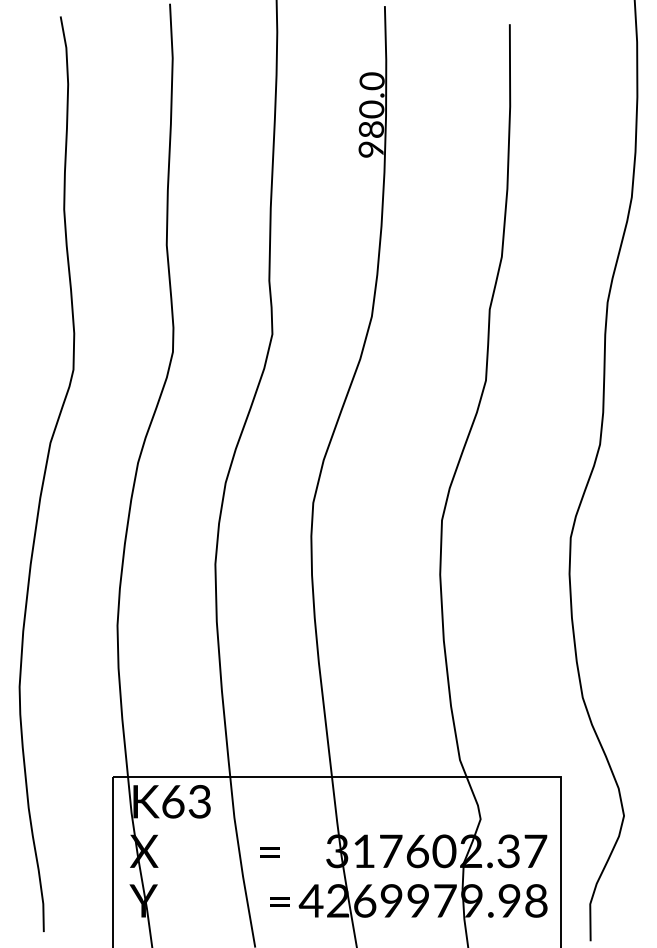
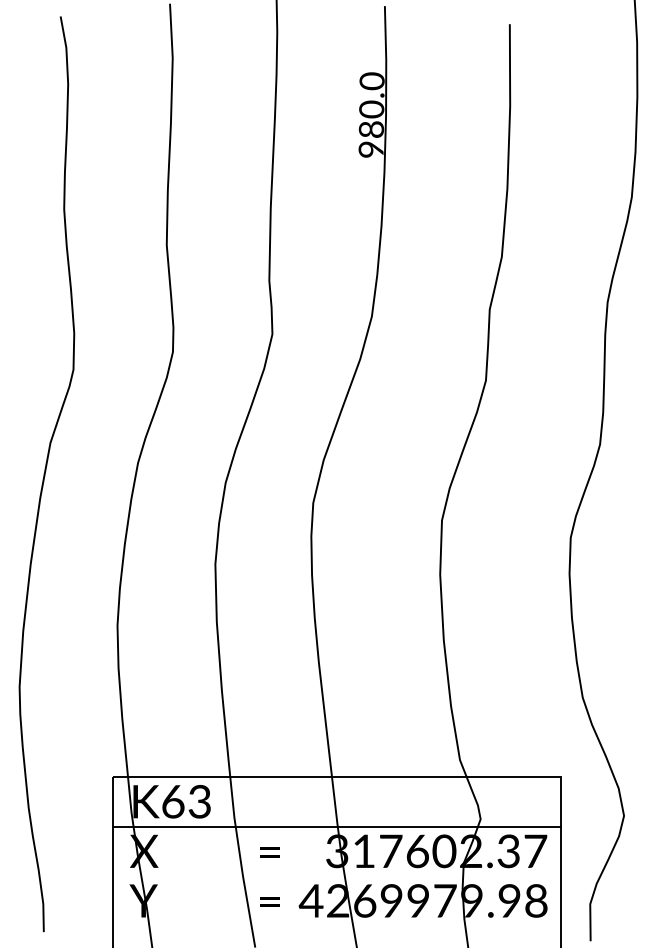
line: none -> present (336, 826)
text position: (279, 901) -> (269, 901) (269, 901)
